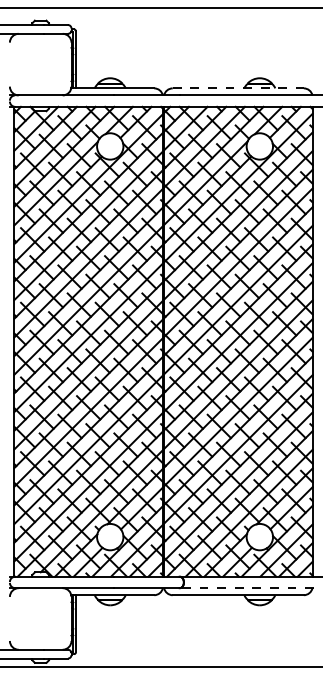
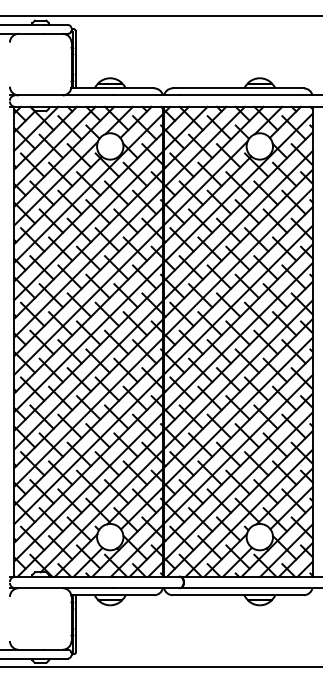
line position: (160, 8) -> (160, 16) (160, 16)
line: dashed -> solid (238, 88)
line: dashed -> solid (250, 588)
